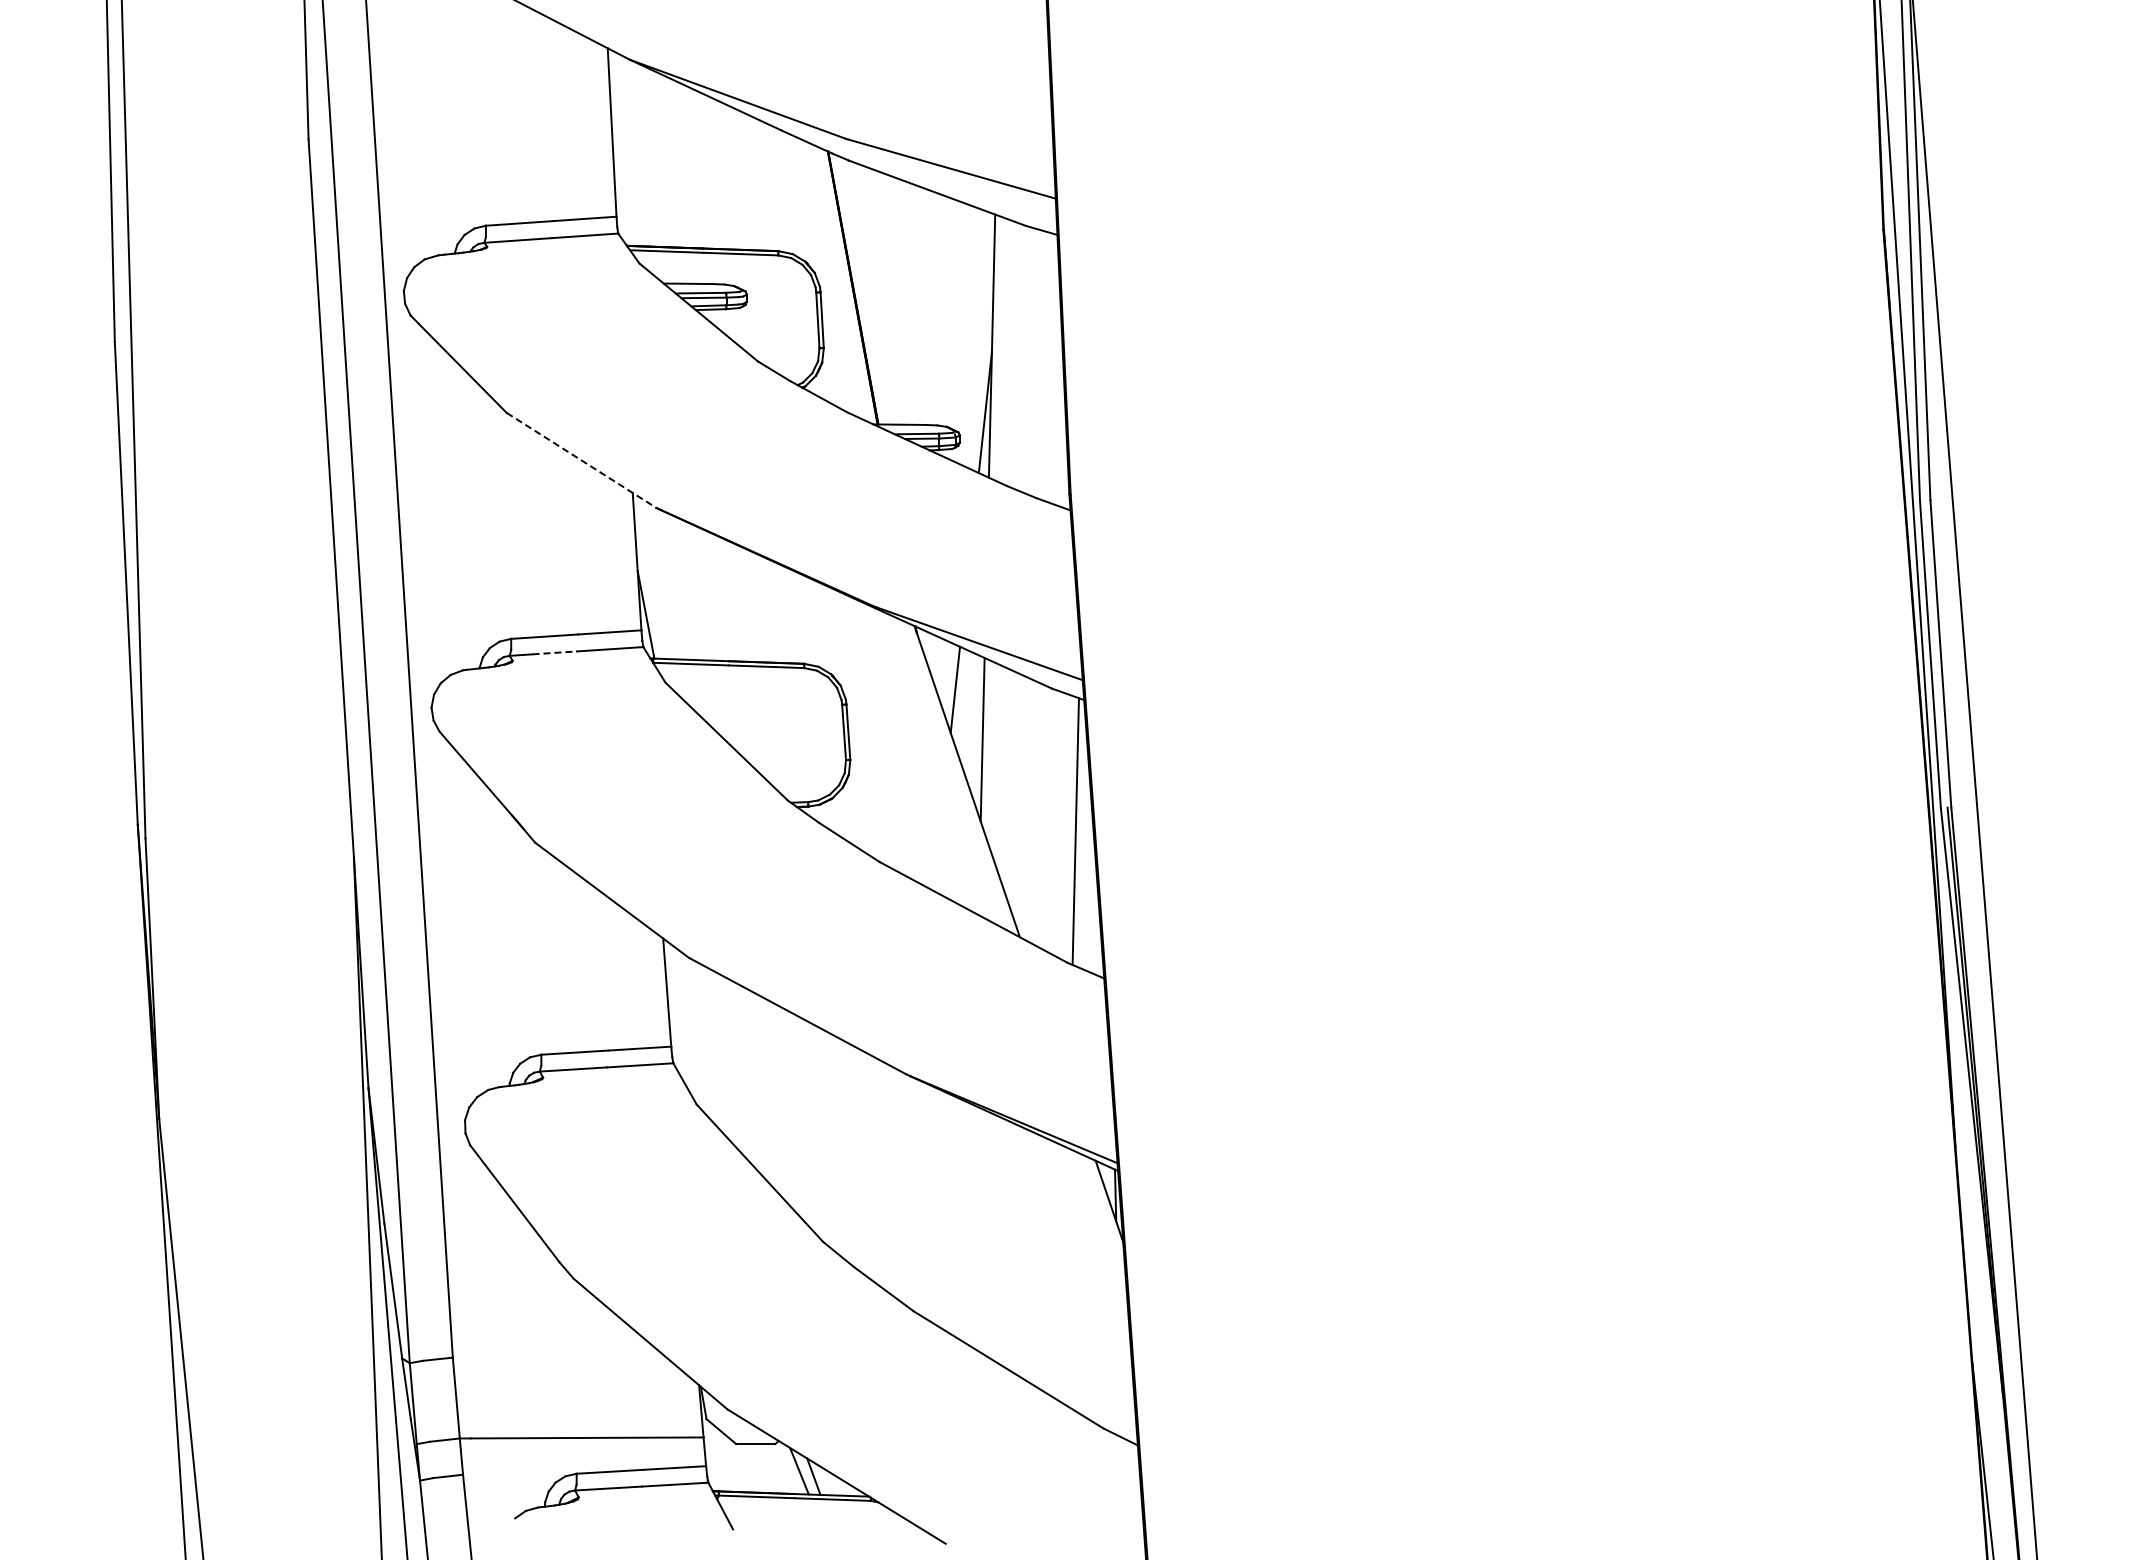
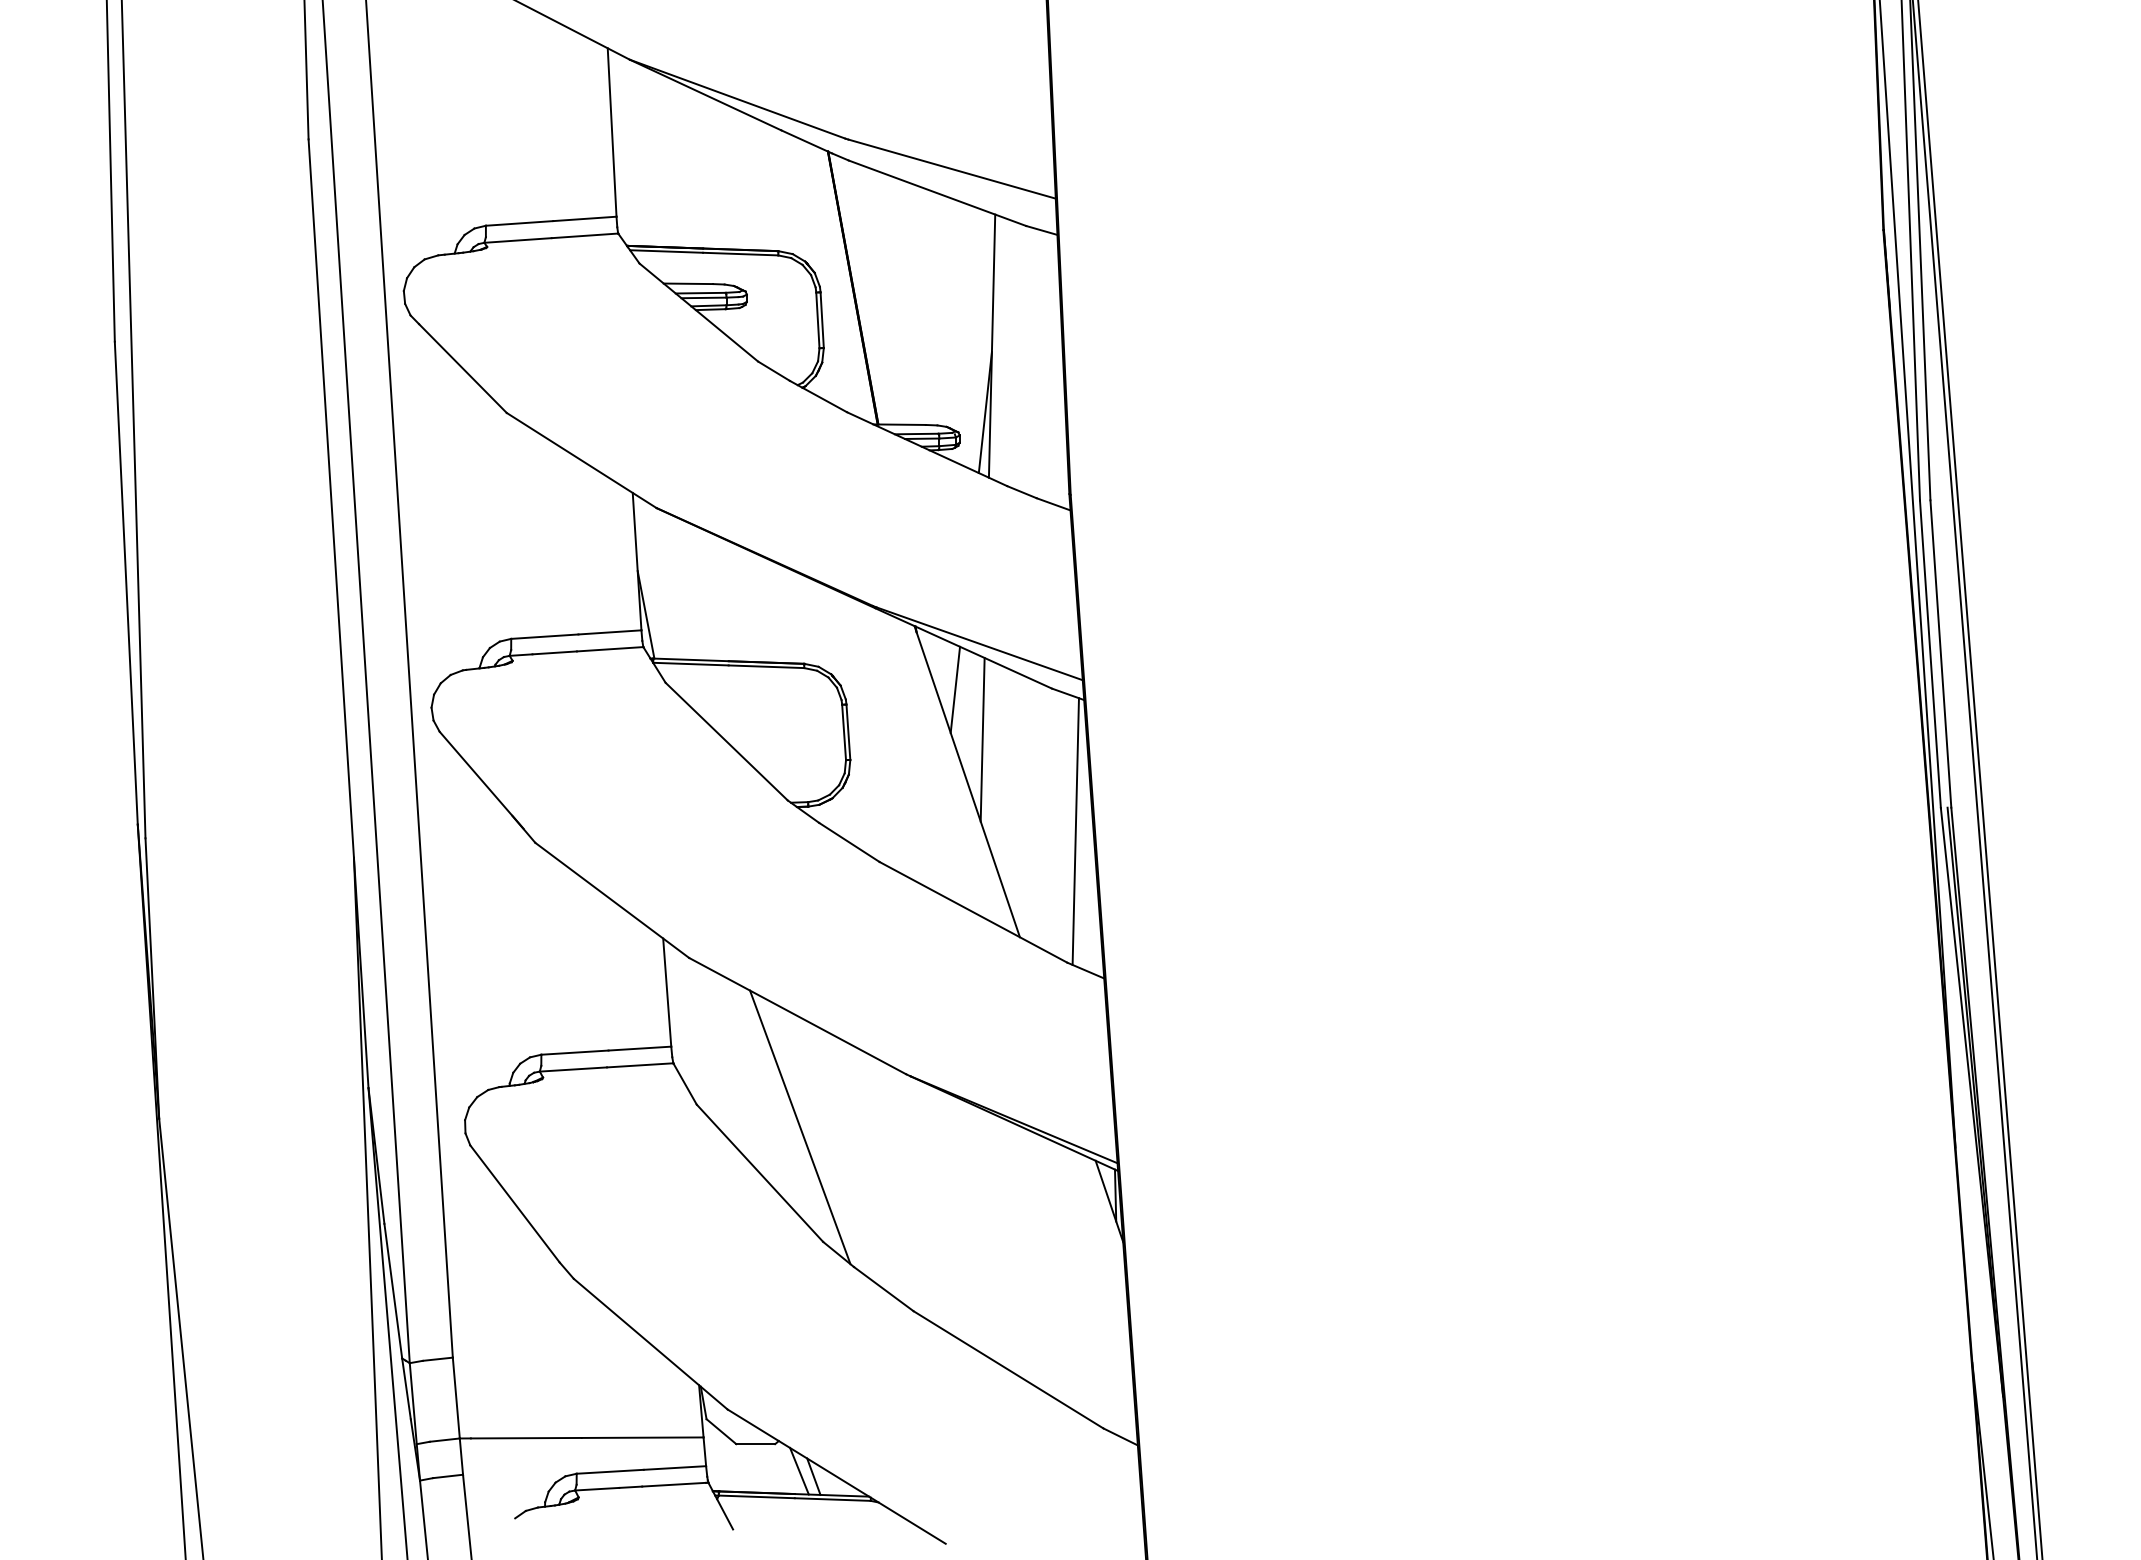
line: dashed -> solid (581, 460)
line: dashed -> solid (555, 652)
line: none -> present (1980, 779)
line: none -> present (800, 1127)
